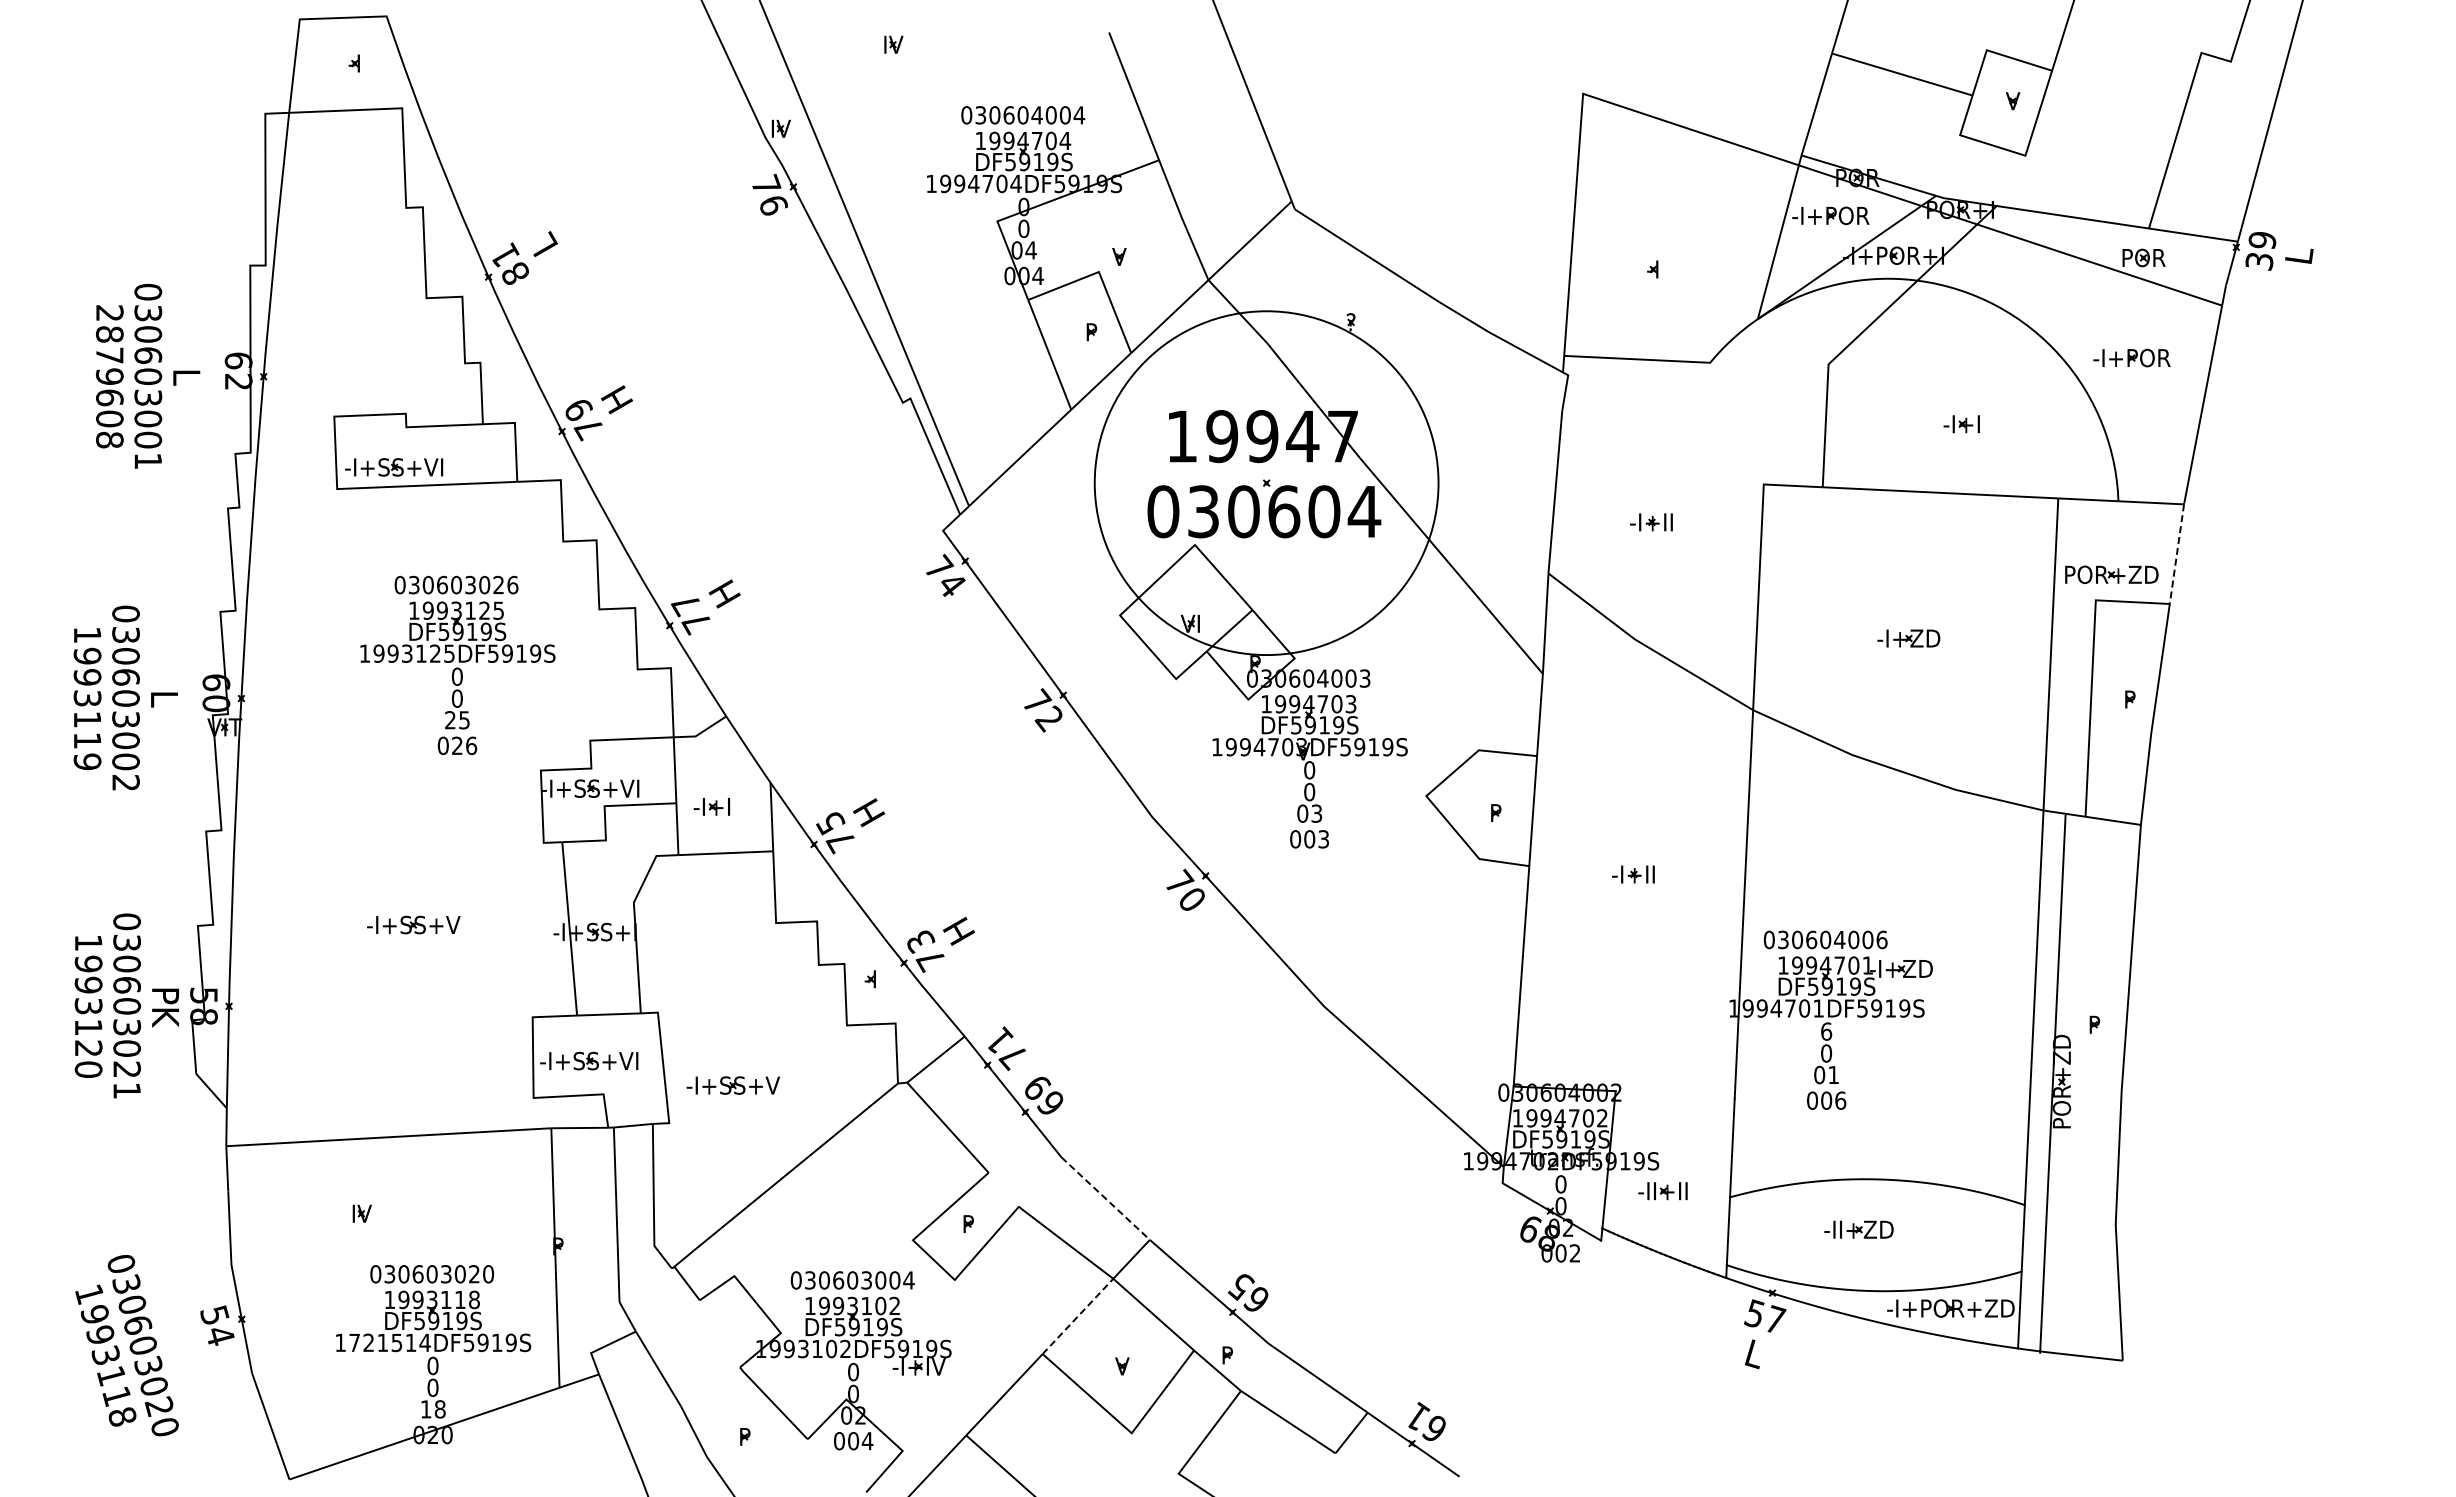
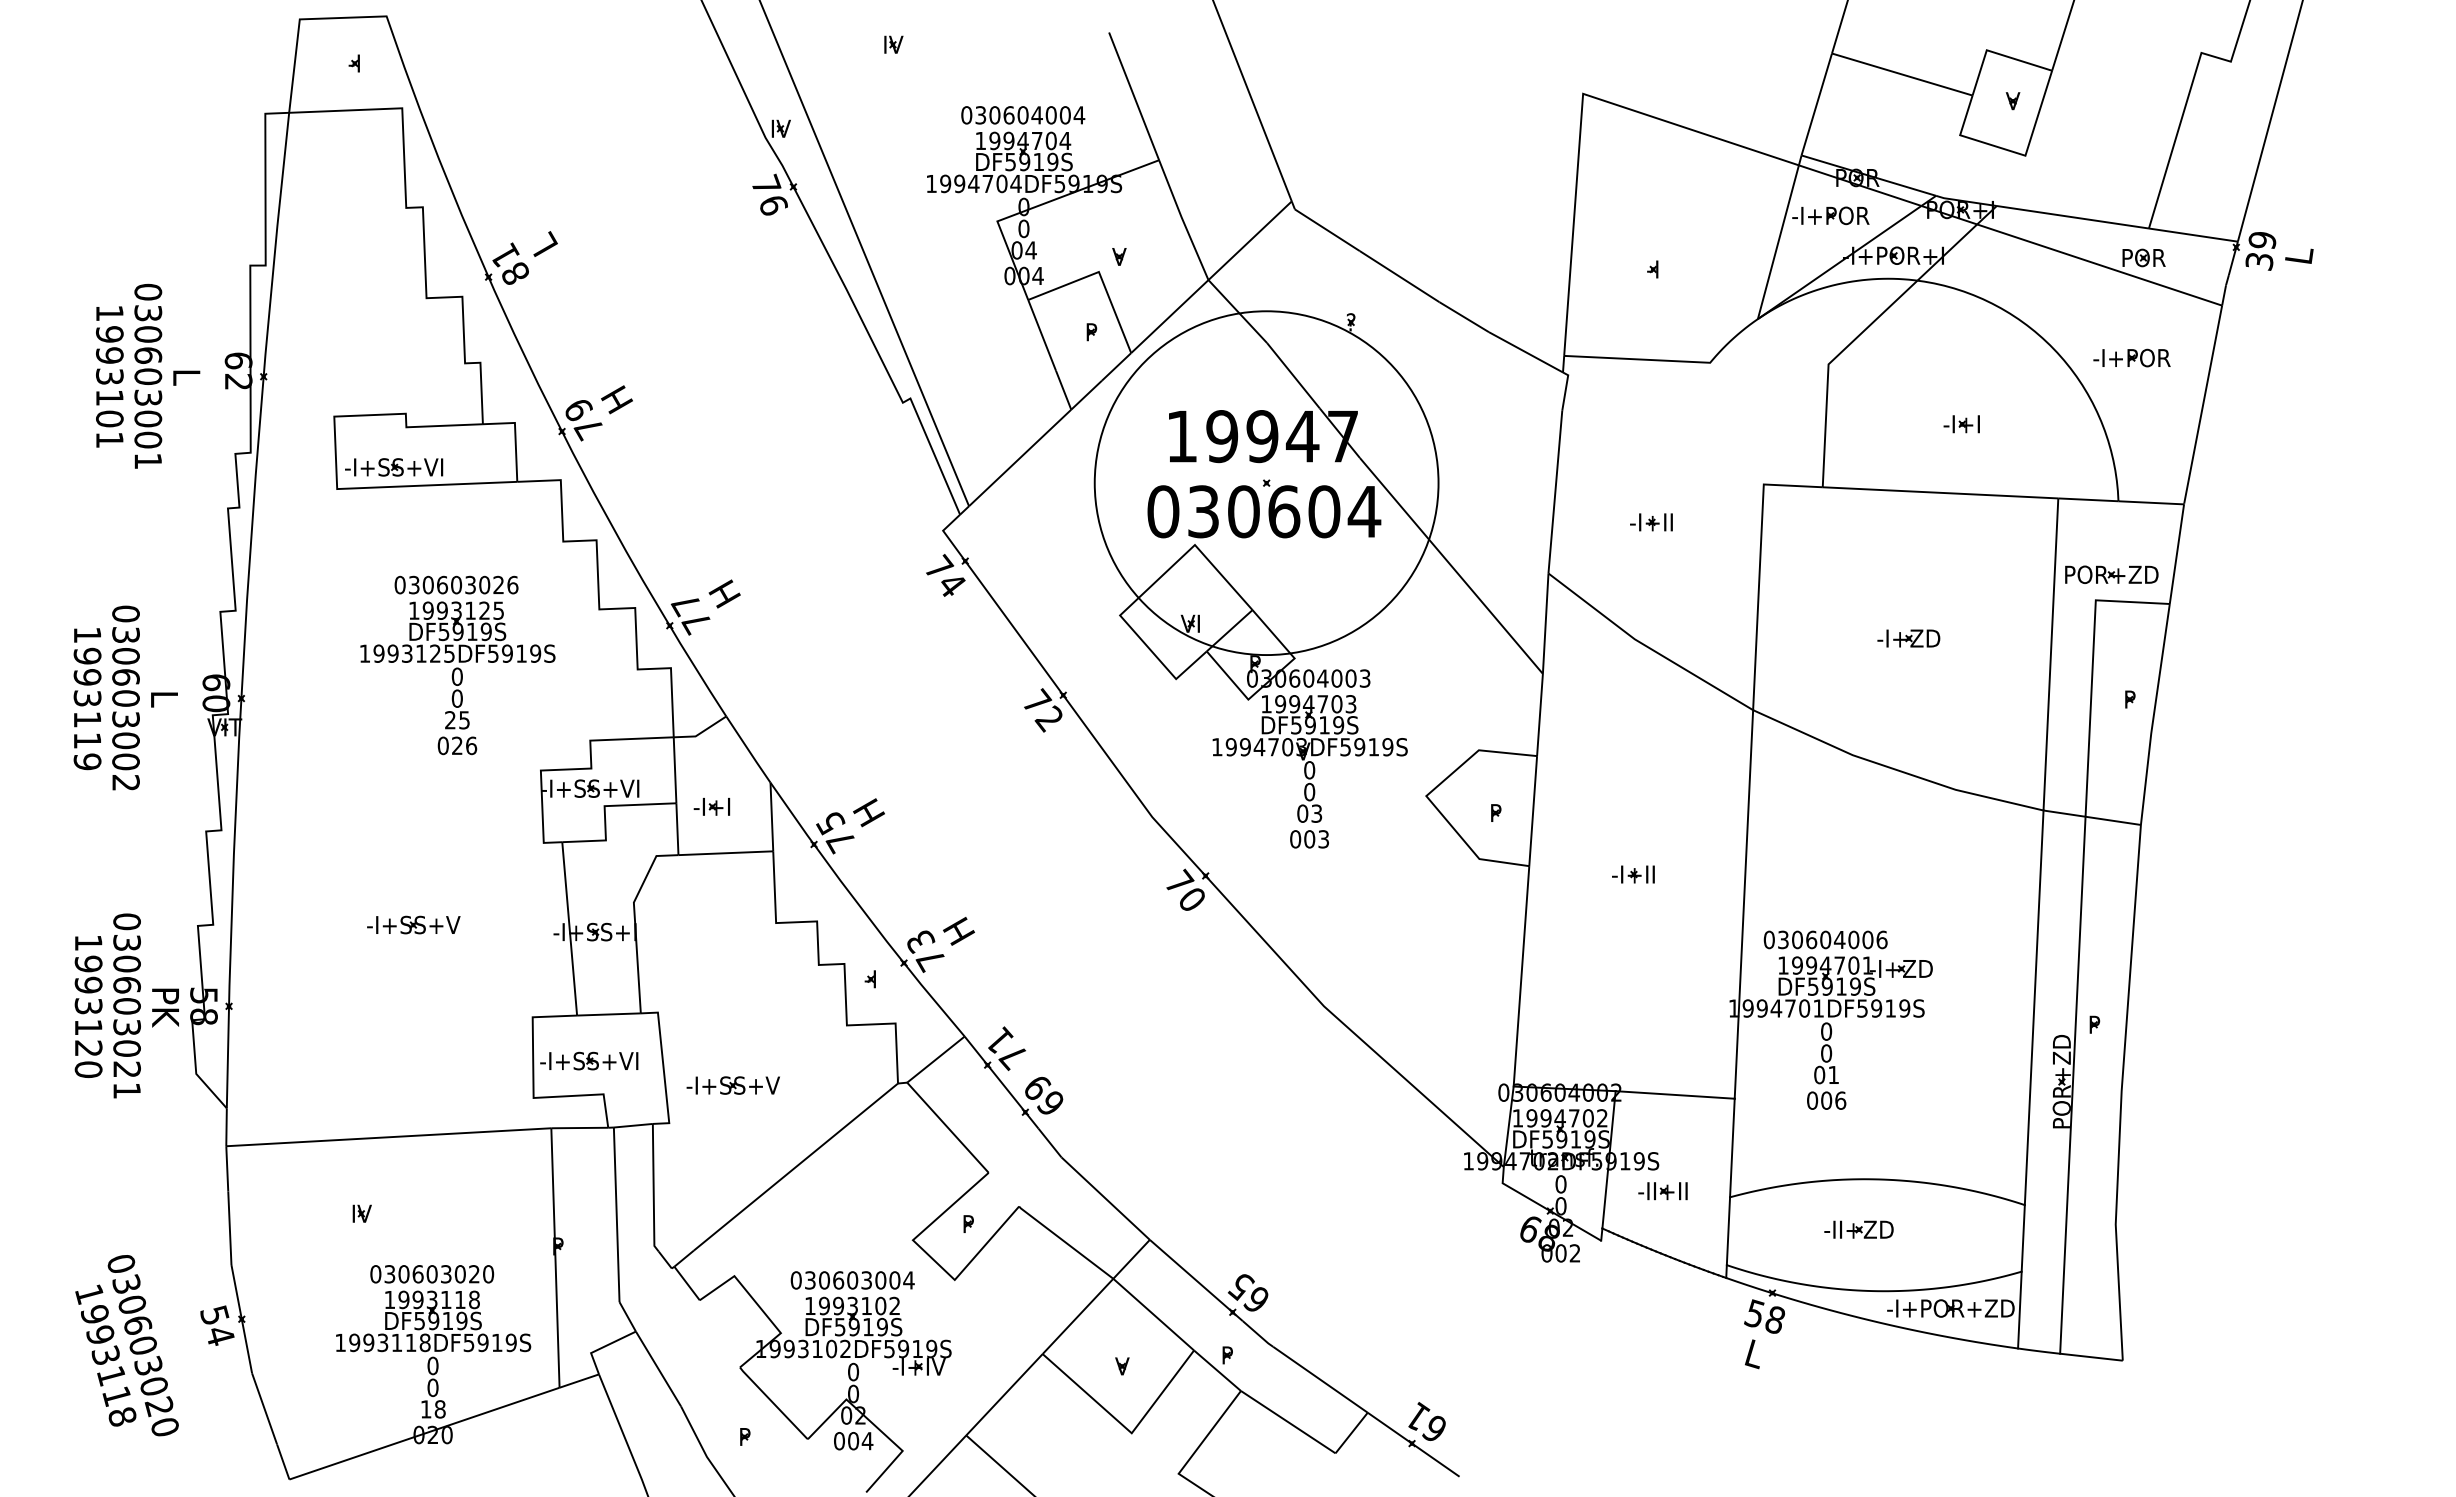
text: 2879608 -> 1993101 (109, 376)
line: dashed -> solid (2176, 554)
text: 6 -> 0 (1826, 1031)
line position: (2052, 1083) -> (2072, 1084) (2072, 1084)
line: none -> present (1674, 1094)
line: dashed -> solid (1106, 1198)
line: dashed -> solid (1078, 1316)
text: 57 -> 58 (1775, 1319)
text: 1721514DF5919S -> 1993118DF5919S (389, 1342)
